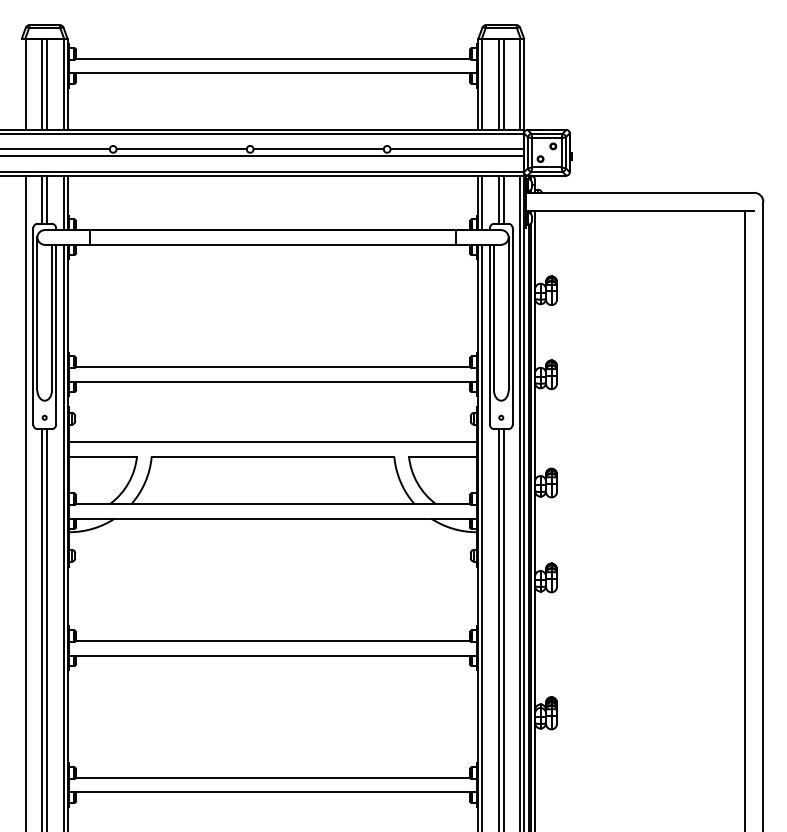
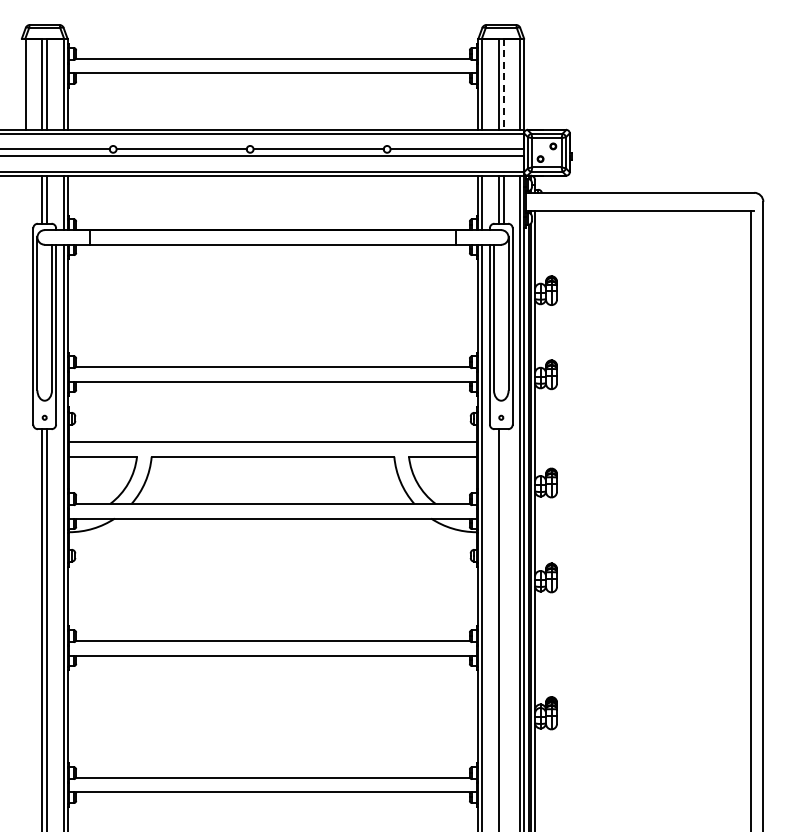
line: solid -> dashed (503, 84)
line: present -> none (25, 501)
line position: (745, 519) -> (751, 519) (751, 519)
line: present -> none (503, 628)
